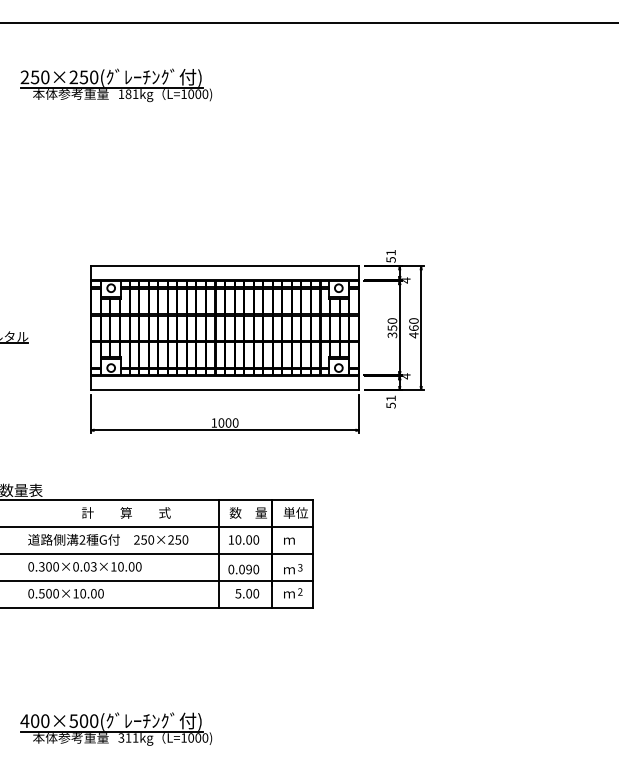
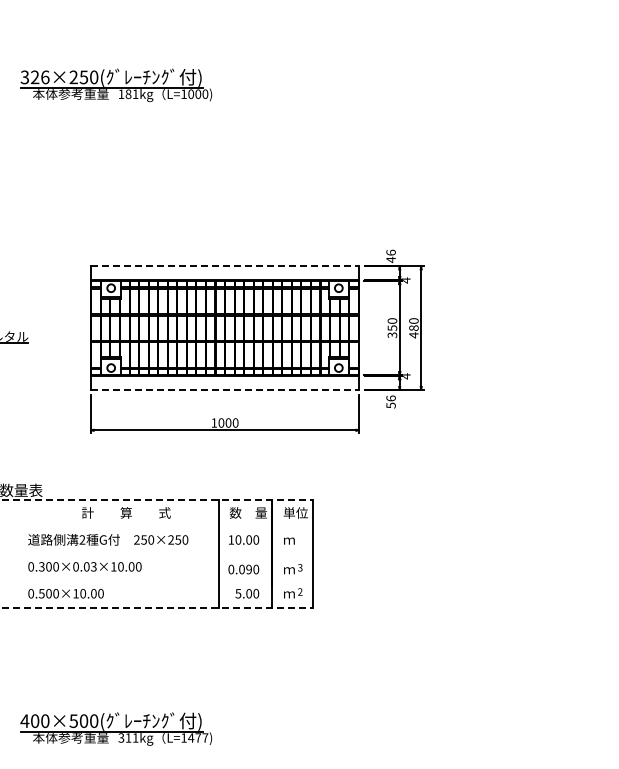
line: present -> none (308, 23)
text: 250×250( -> 326×250( (34, 77)
text: 51 -> 46 (390, 256)
line: solid -> dashed (225, 266)
text: 460 -> 480 (413, 328)
line: solid -> dashed (225, 389)
text: 51 -> 56 (390, 398)
line: solid -> dashed (157, 500)
line: present -> none (157, 526)
line: present -> none (157, 553)
line: present -> none (157, 580)
line: solid -> dashed (157, 607)
text: L=1000) -> L=1477) (198, 737)
